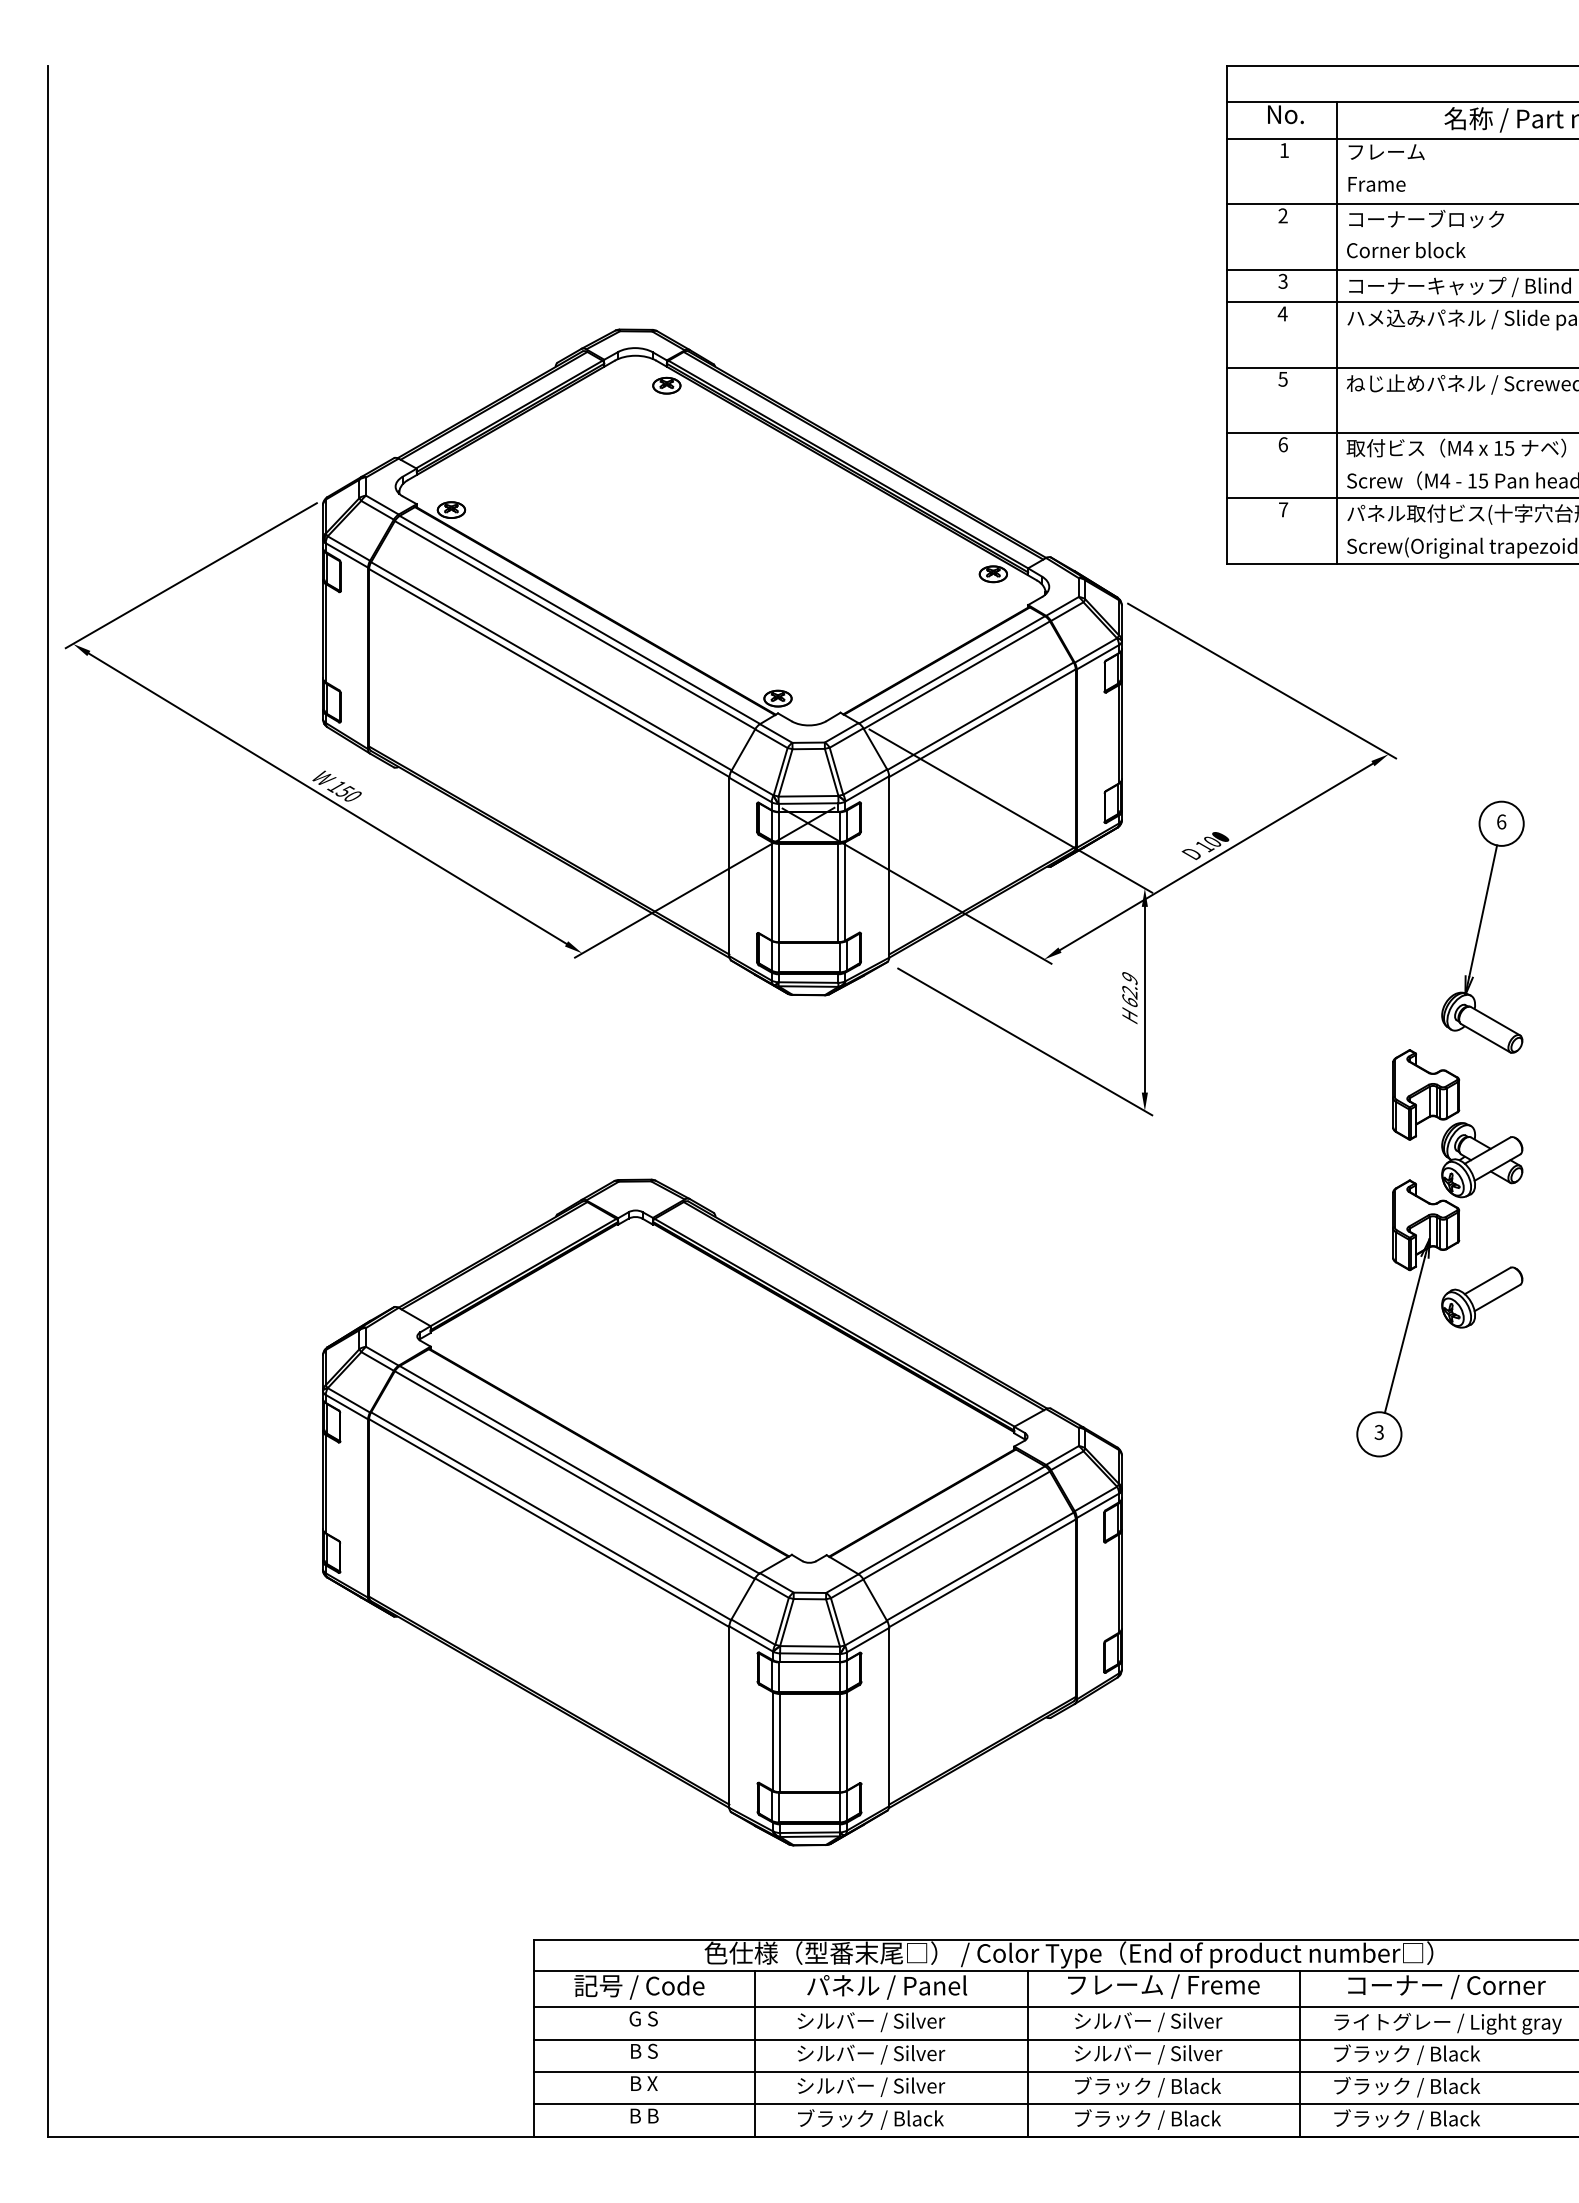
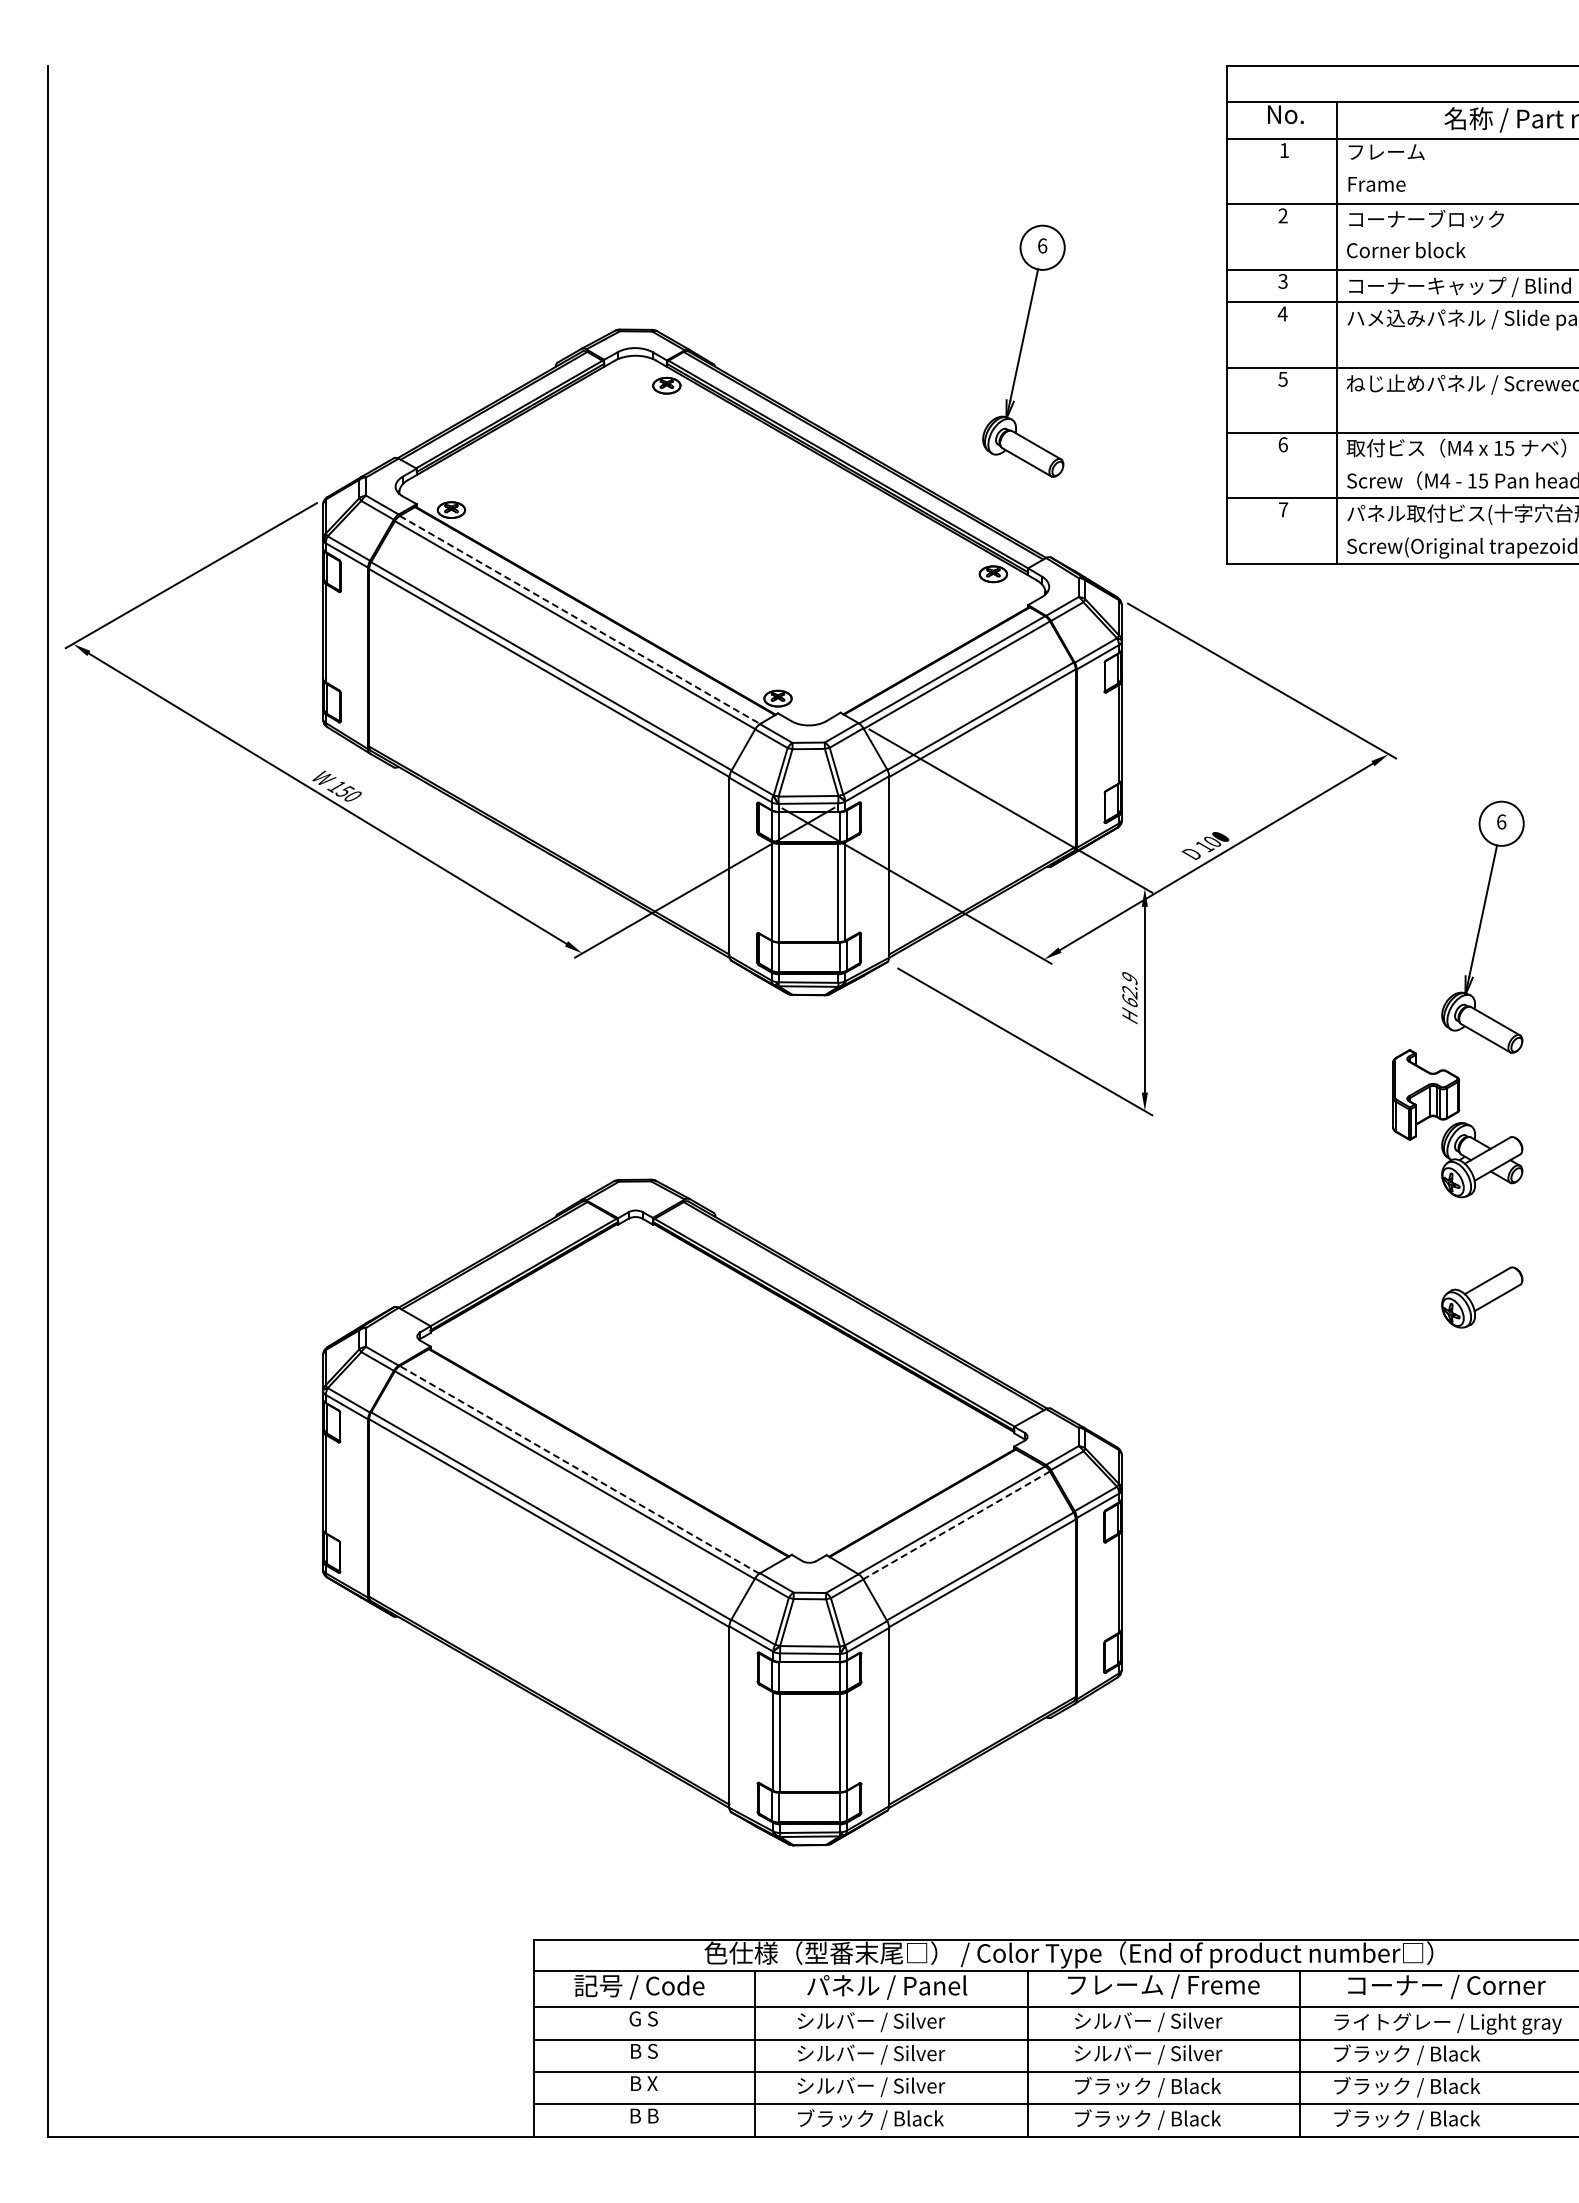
part: none -> present (1023, 350)
line: solid -> dashed (580, 620)
part: present -> none (1408, 1318)
line: solid -> dashed (579, 1469)
line: solid -> dashed (956, 1525)
